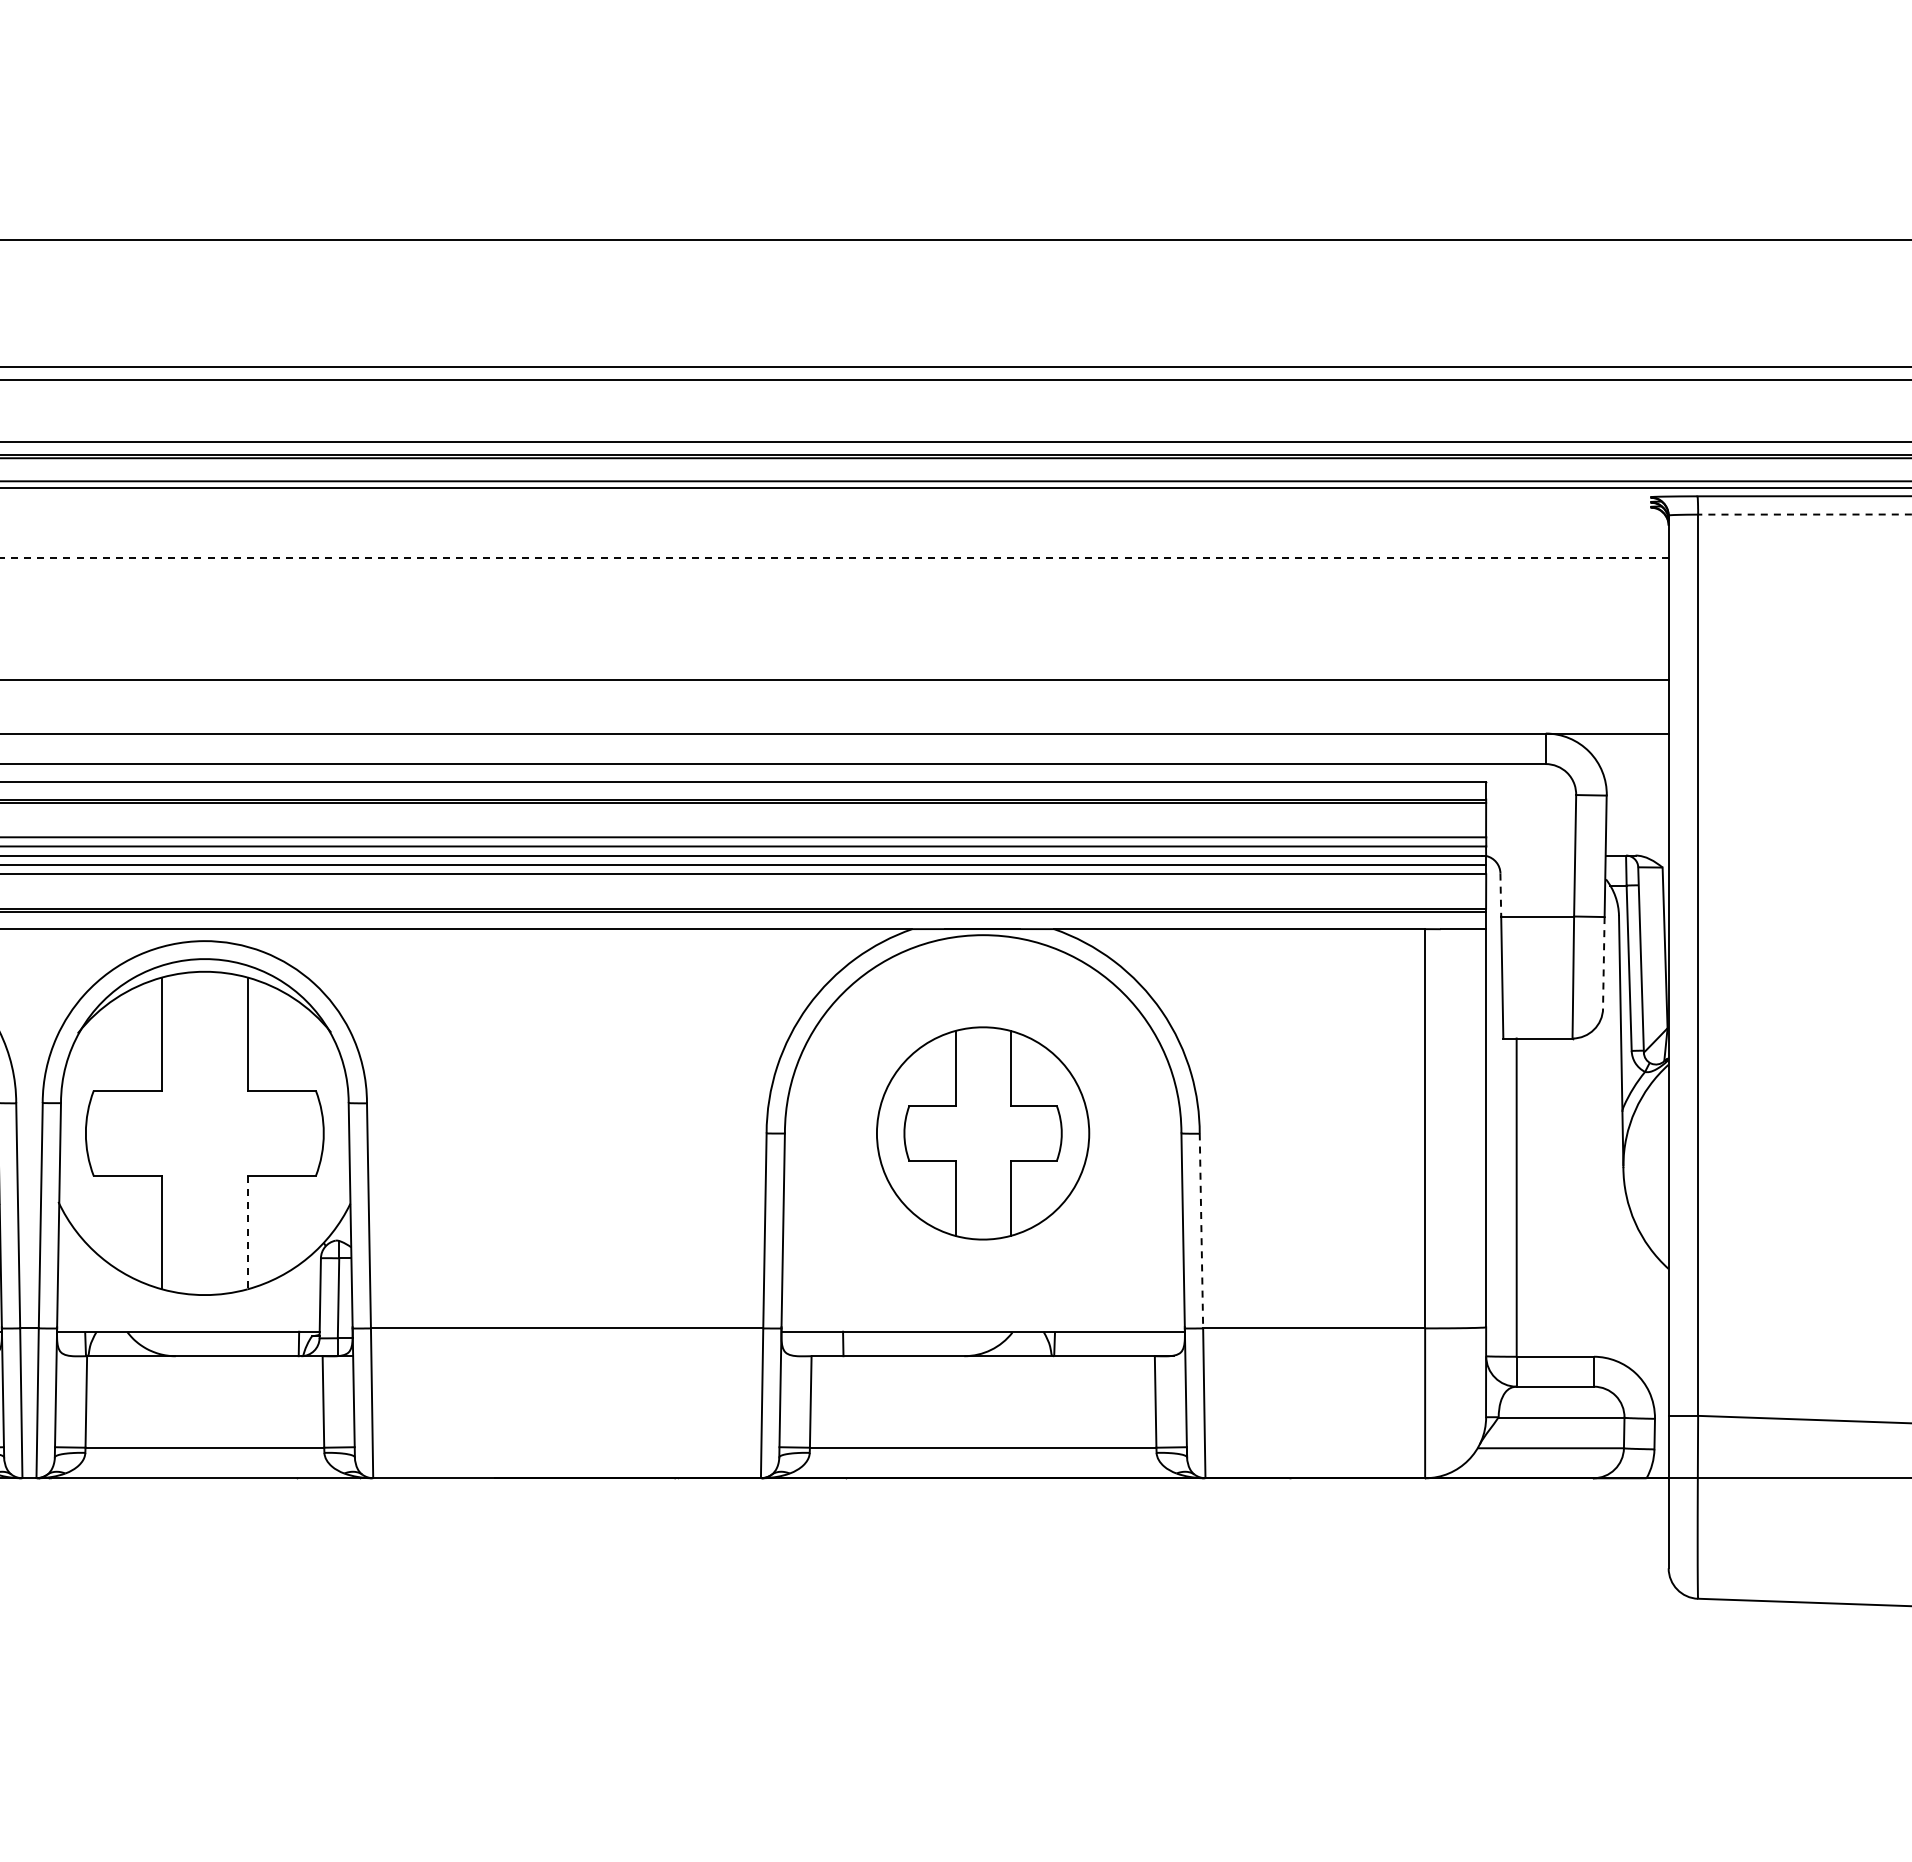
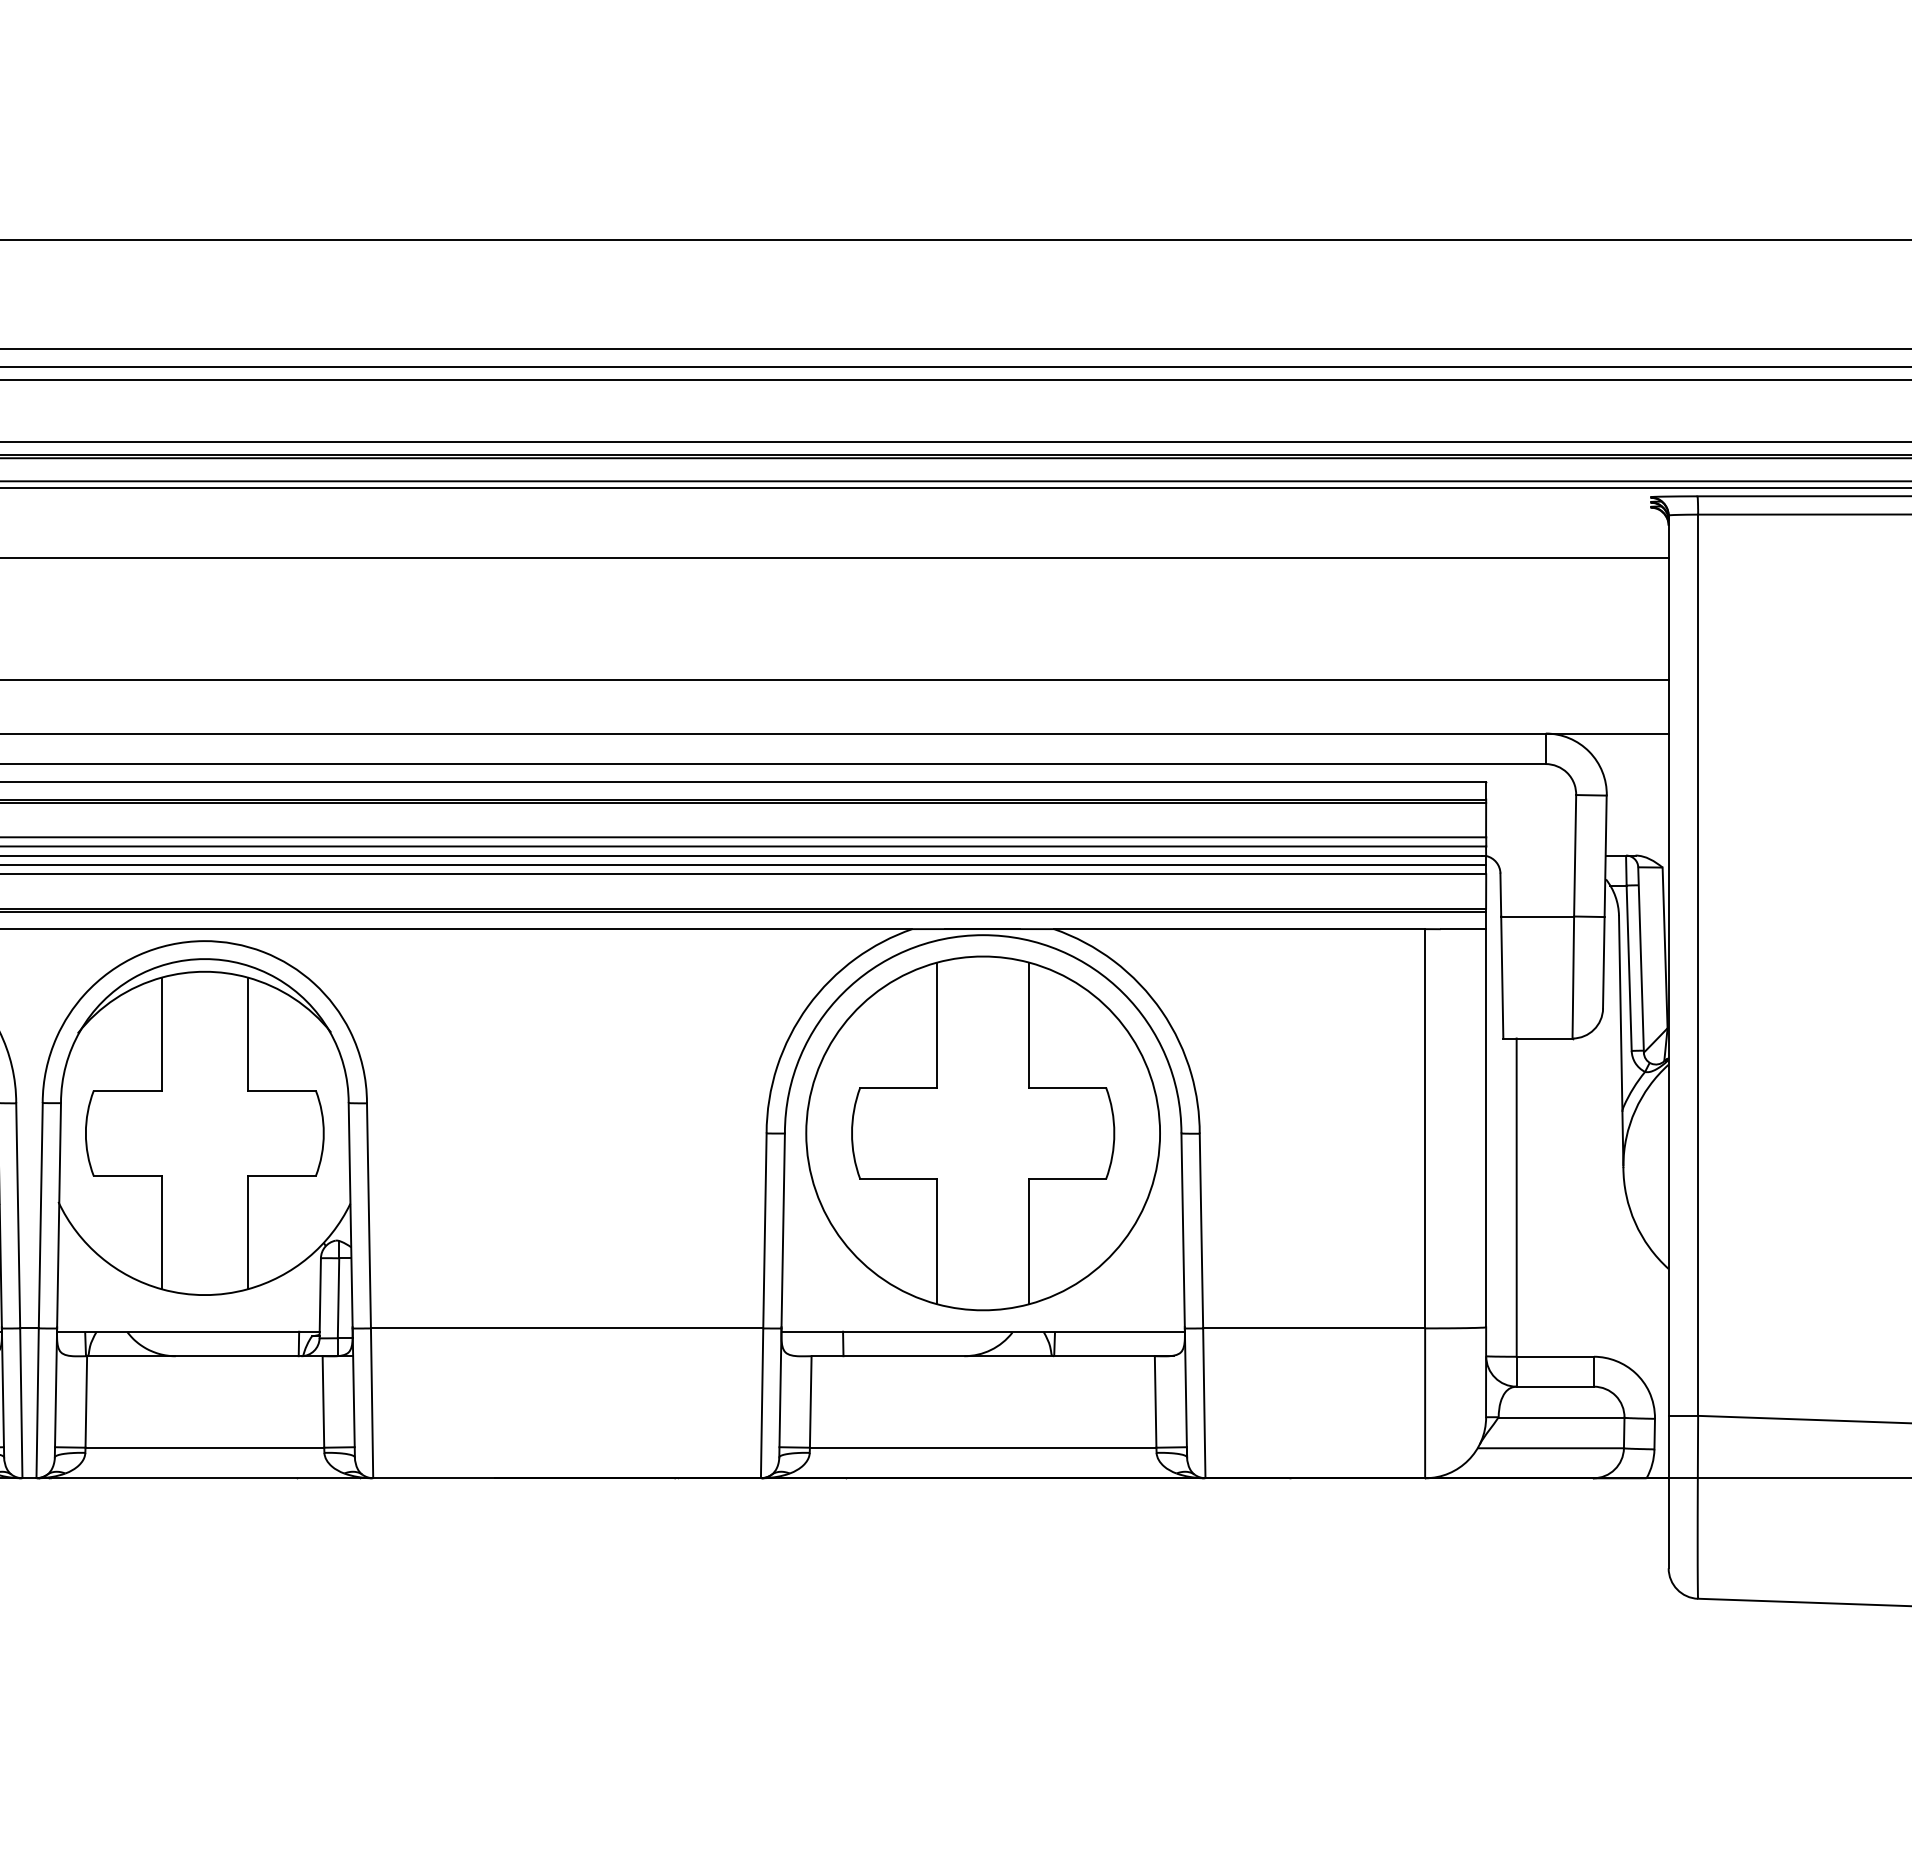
line: none -> present (955, 349)
line: dashed -> solid (1805, 514)
line: dashed -> solid (834, 557)
line: dashed -> solid (1500, 895)
line: dashed -> solid (1603, 962)
part size: 215x215 px -> 356x357 px (982, 1133)
line: dashed -> solid (1201, 1231)
line: dashed -> solid (247, 1232)
